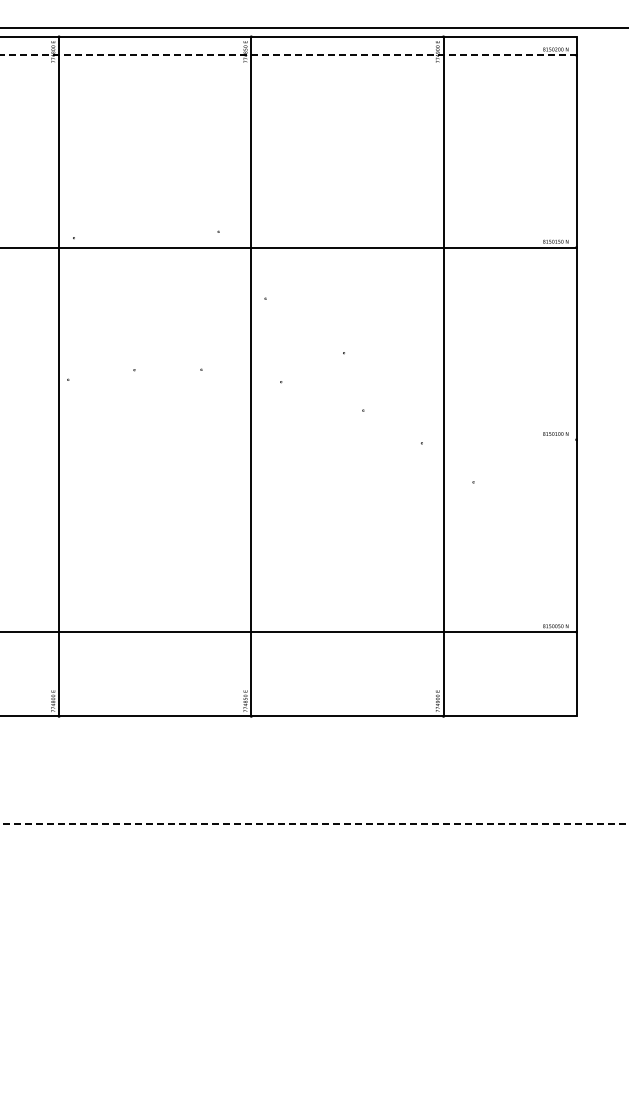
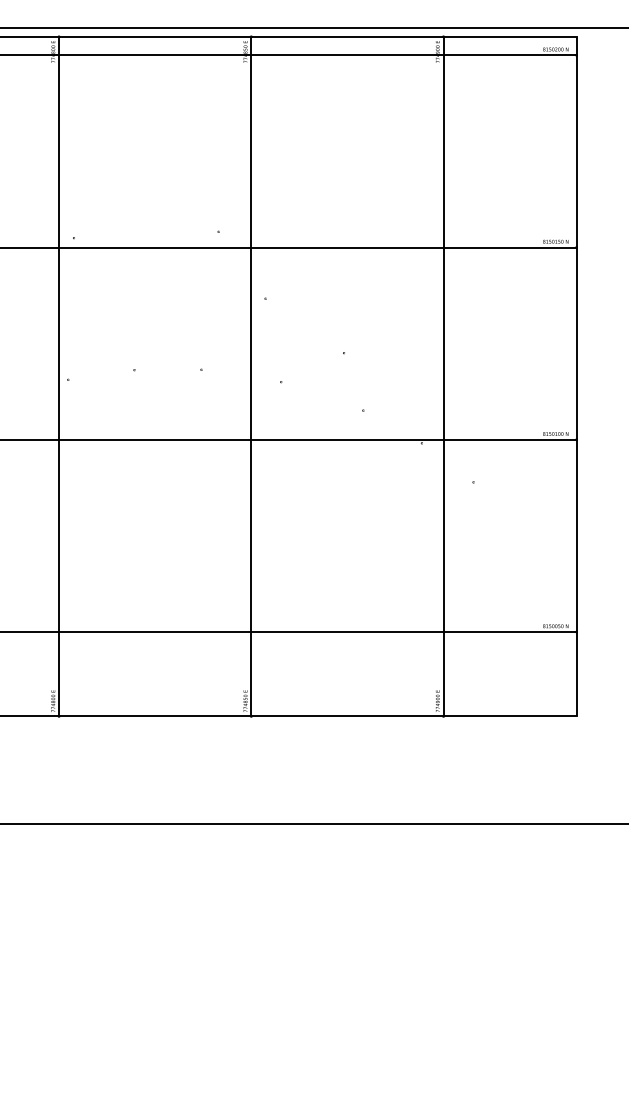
line: dashed -> solid (288, 55)
line: none -> present (289, 439)
line: dashed -> solid (314, 824)
